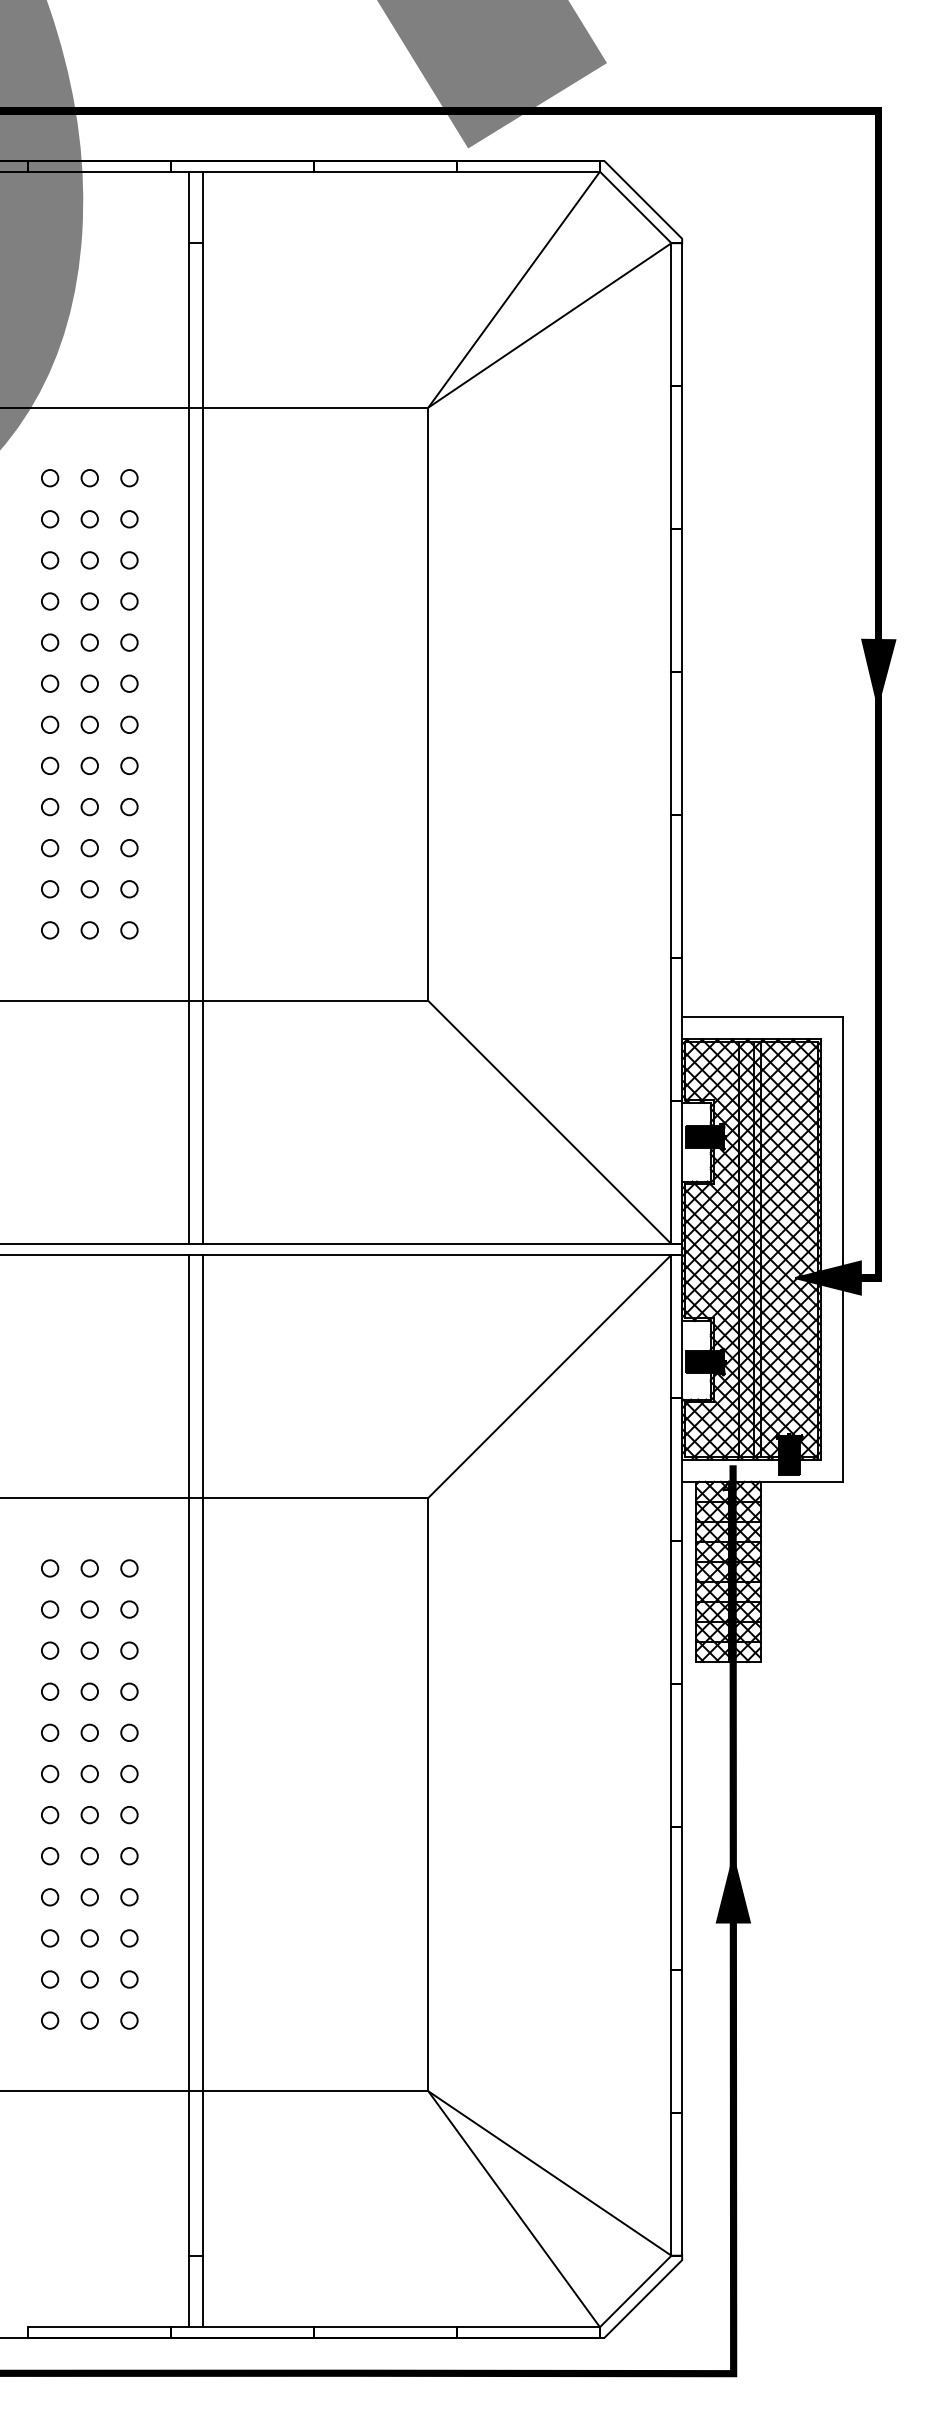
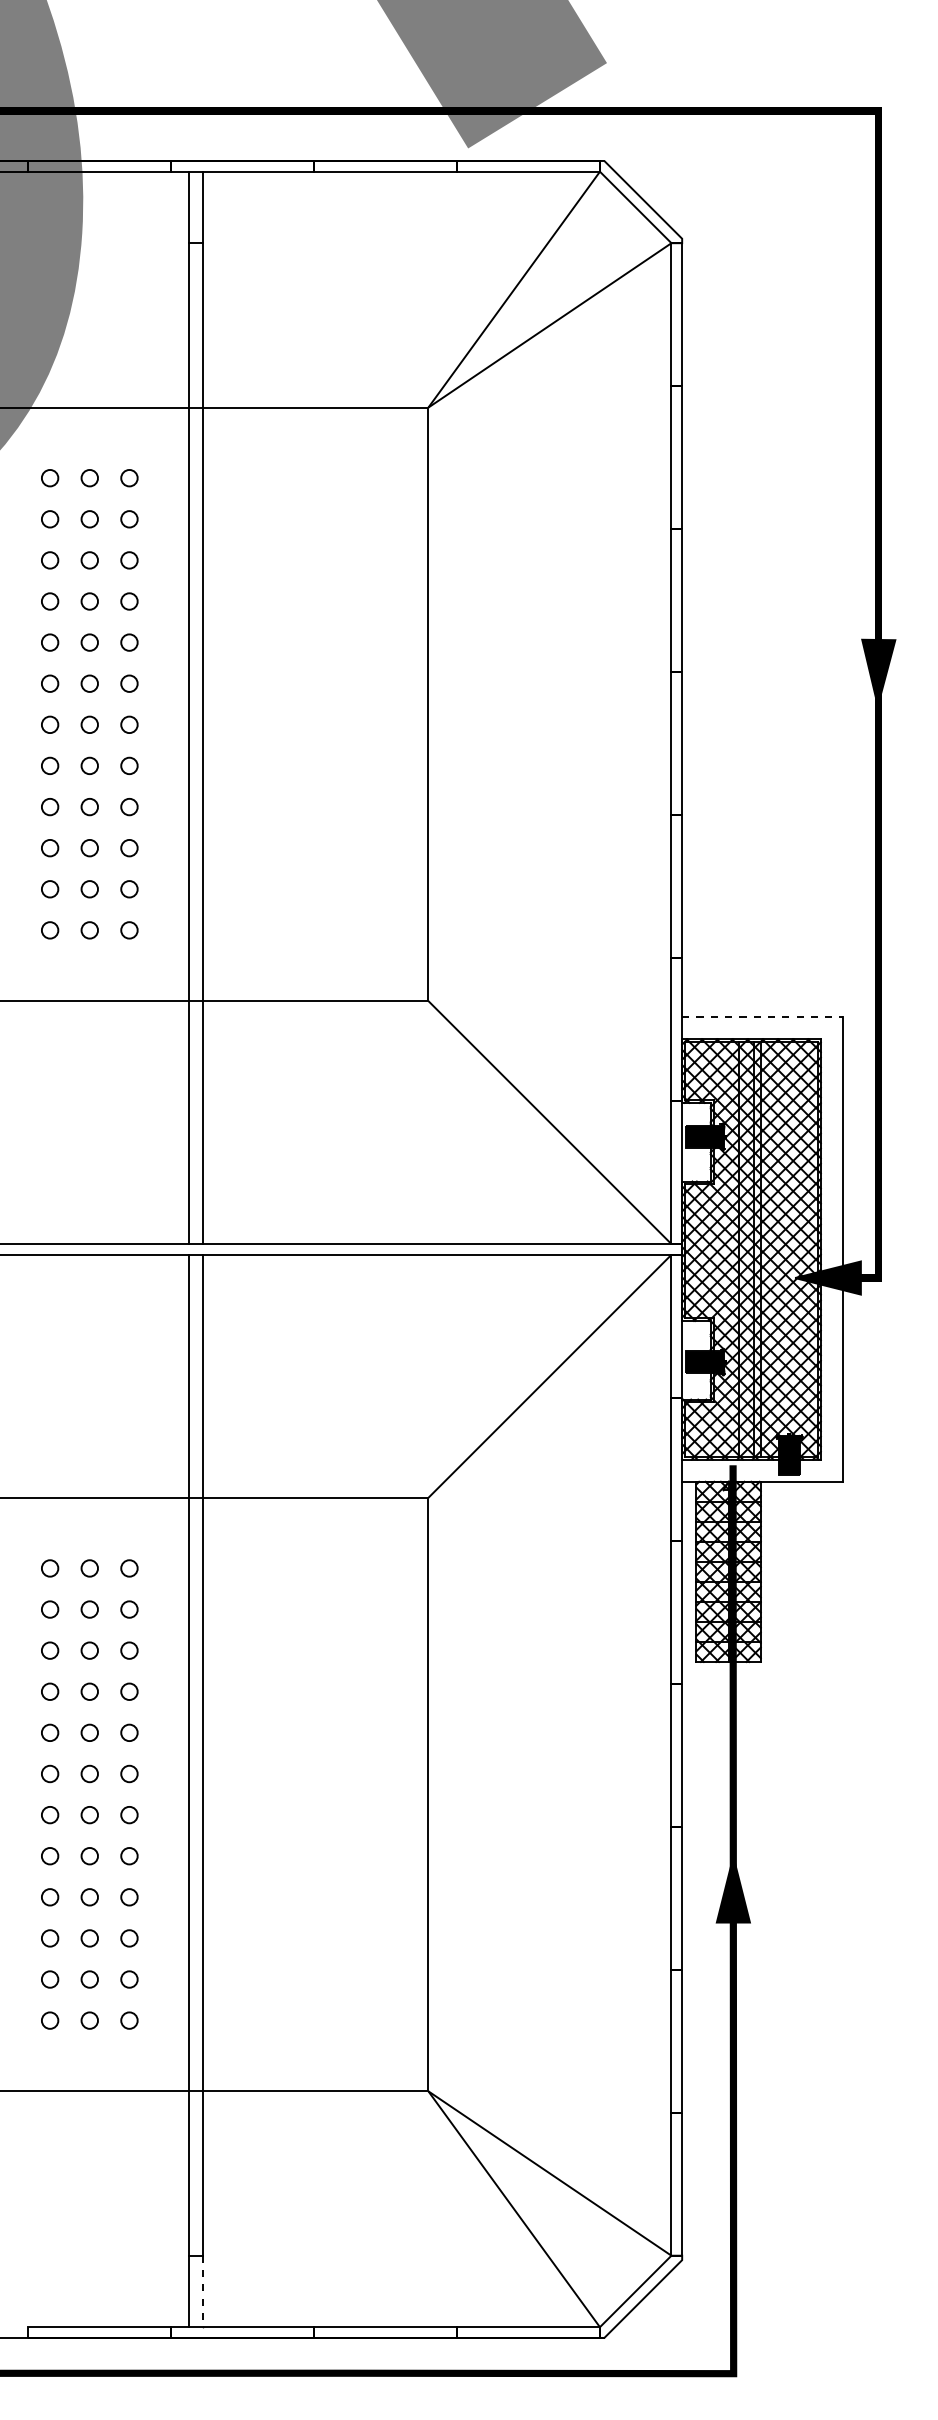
line: solid -> dashed (763, 1017)
line: solid -> dashed (203, 2291)
